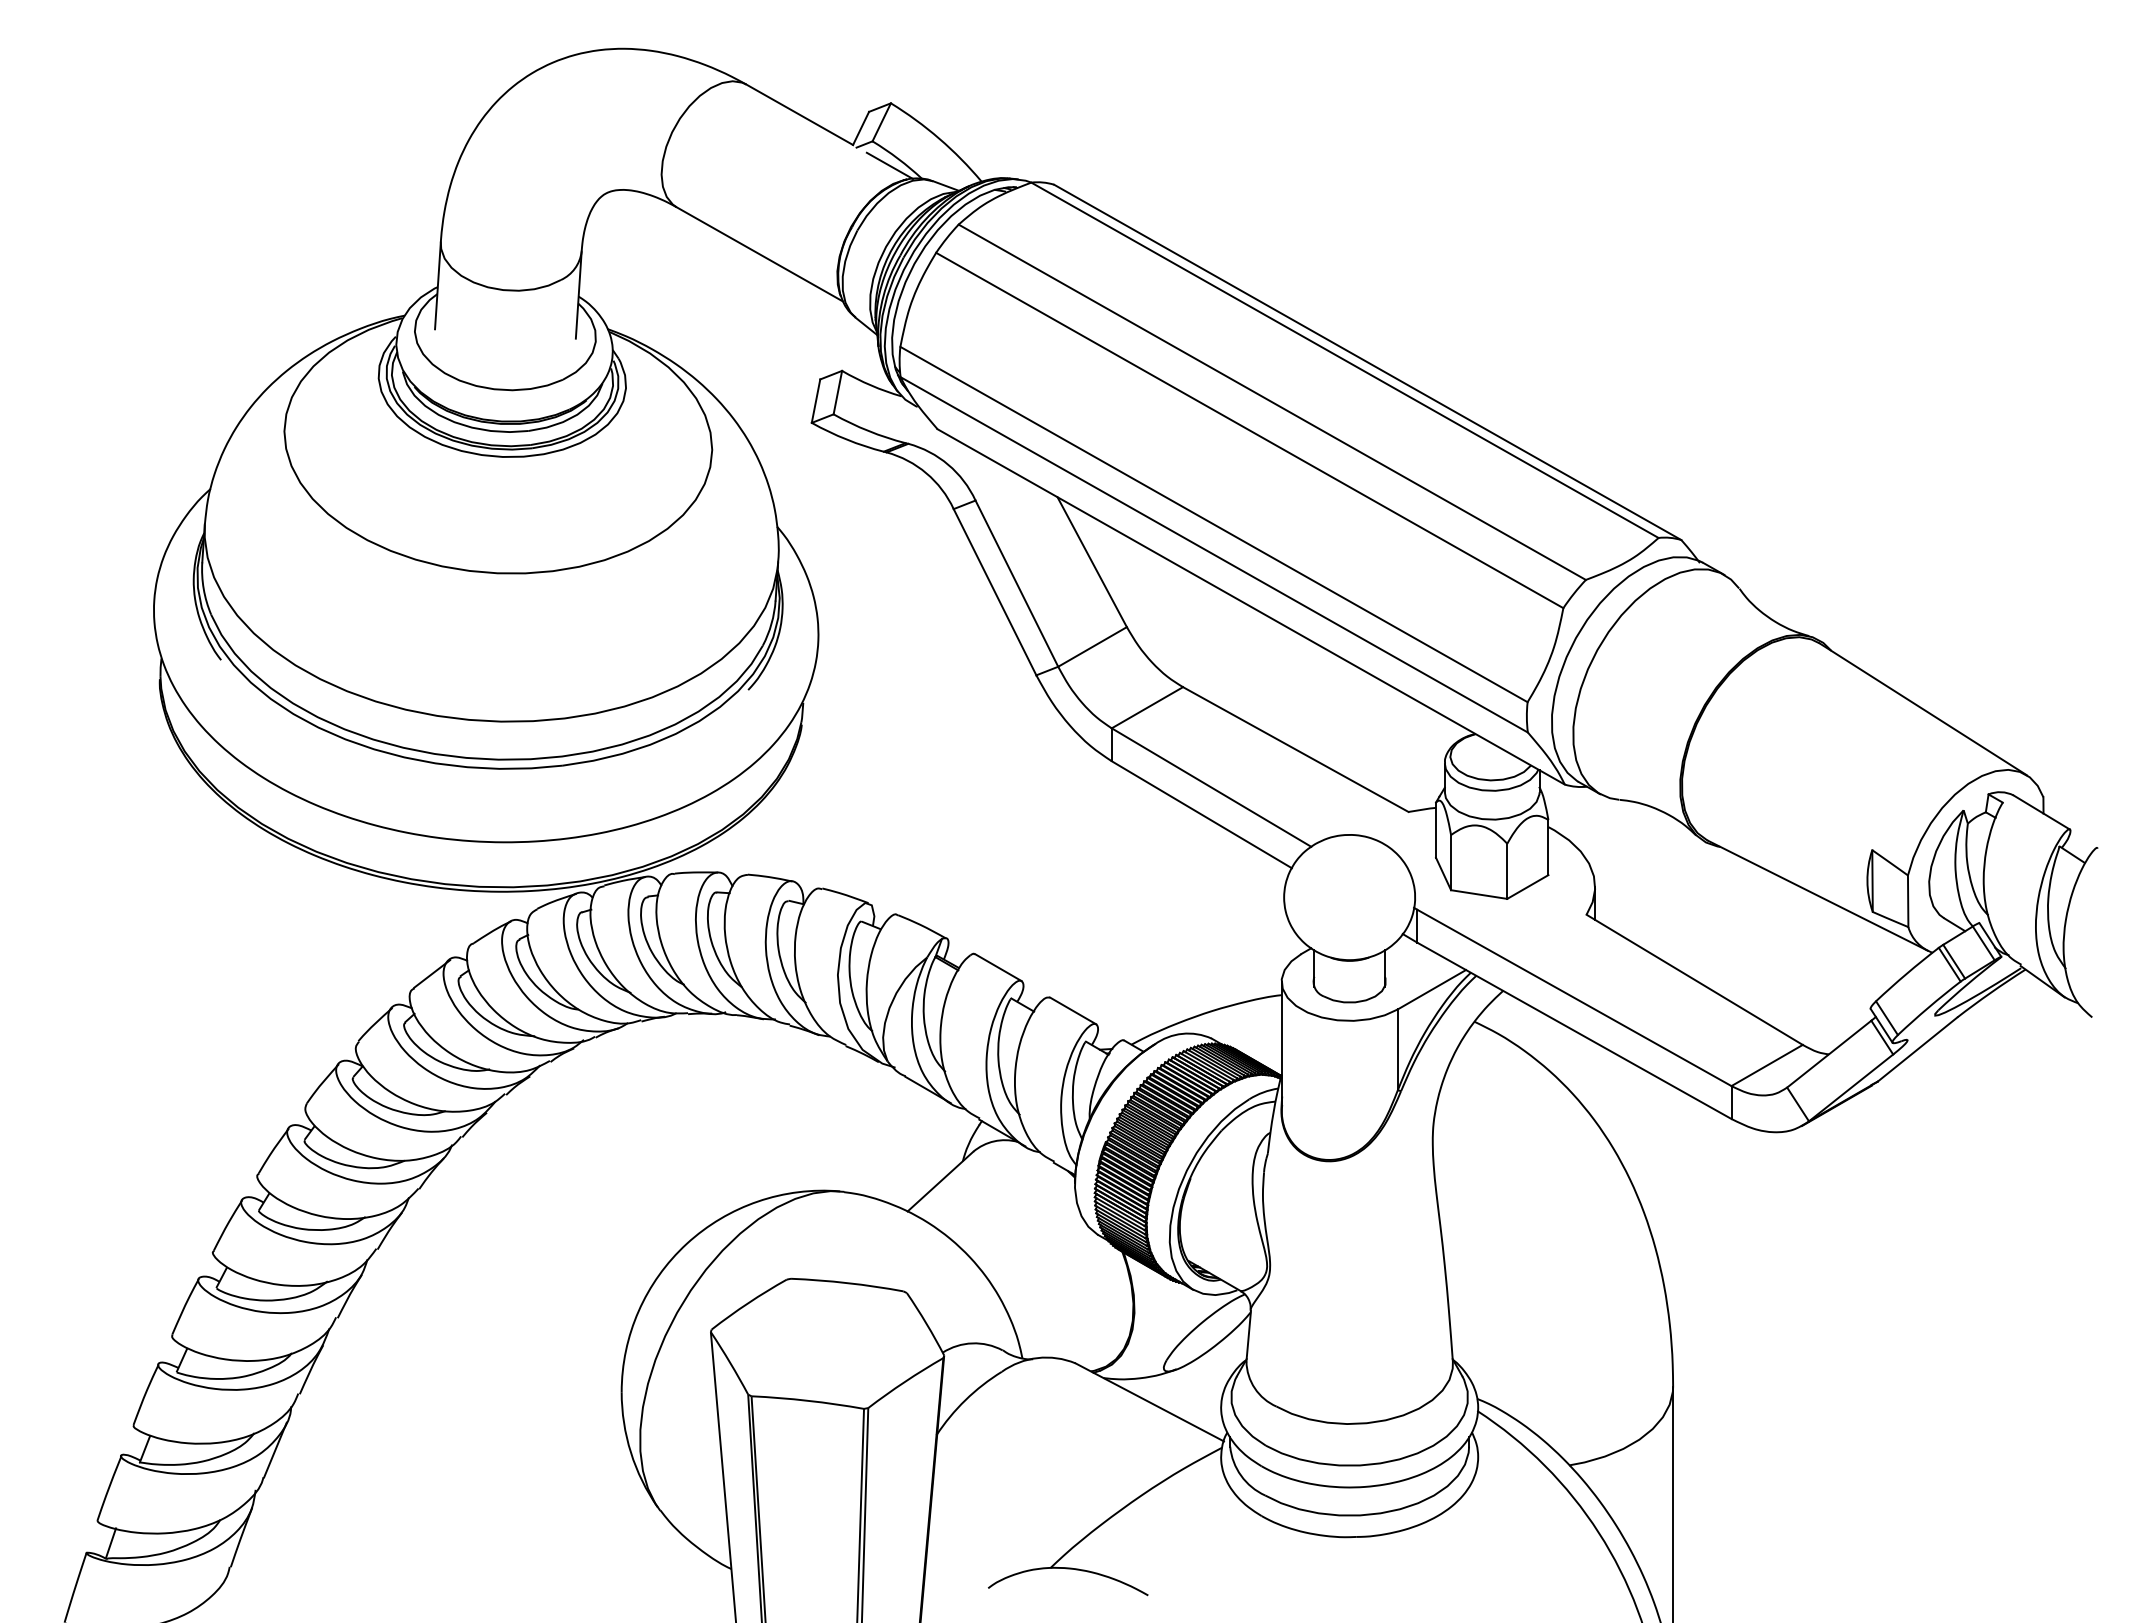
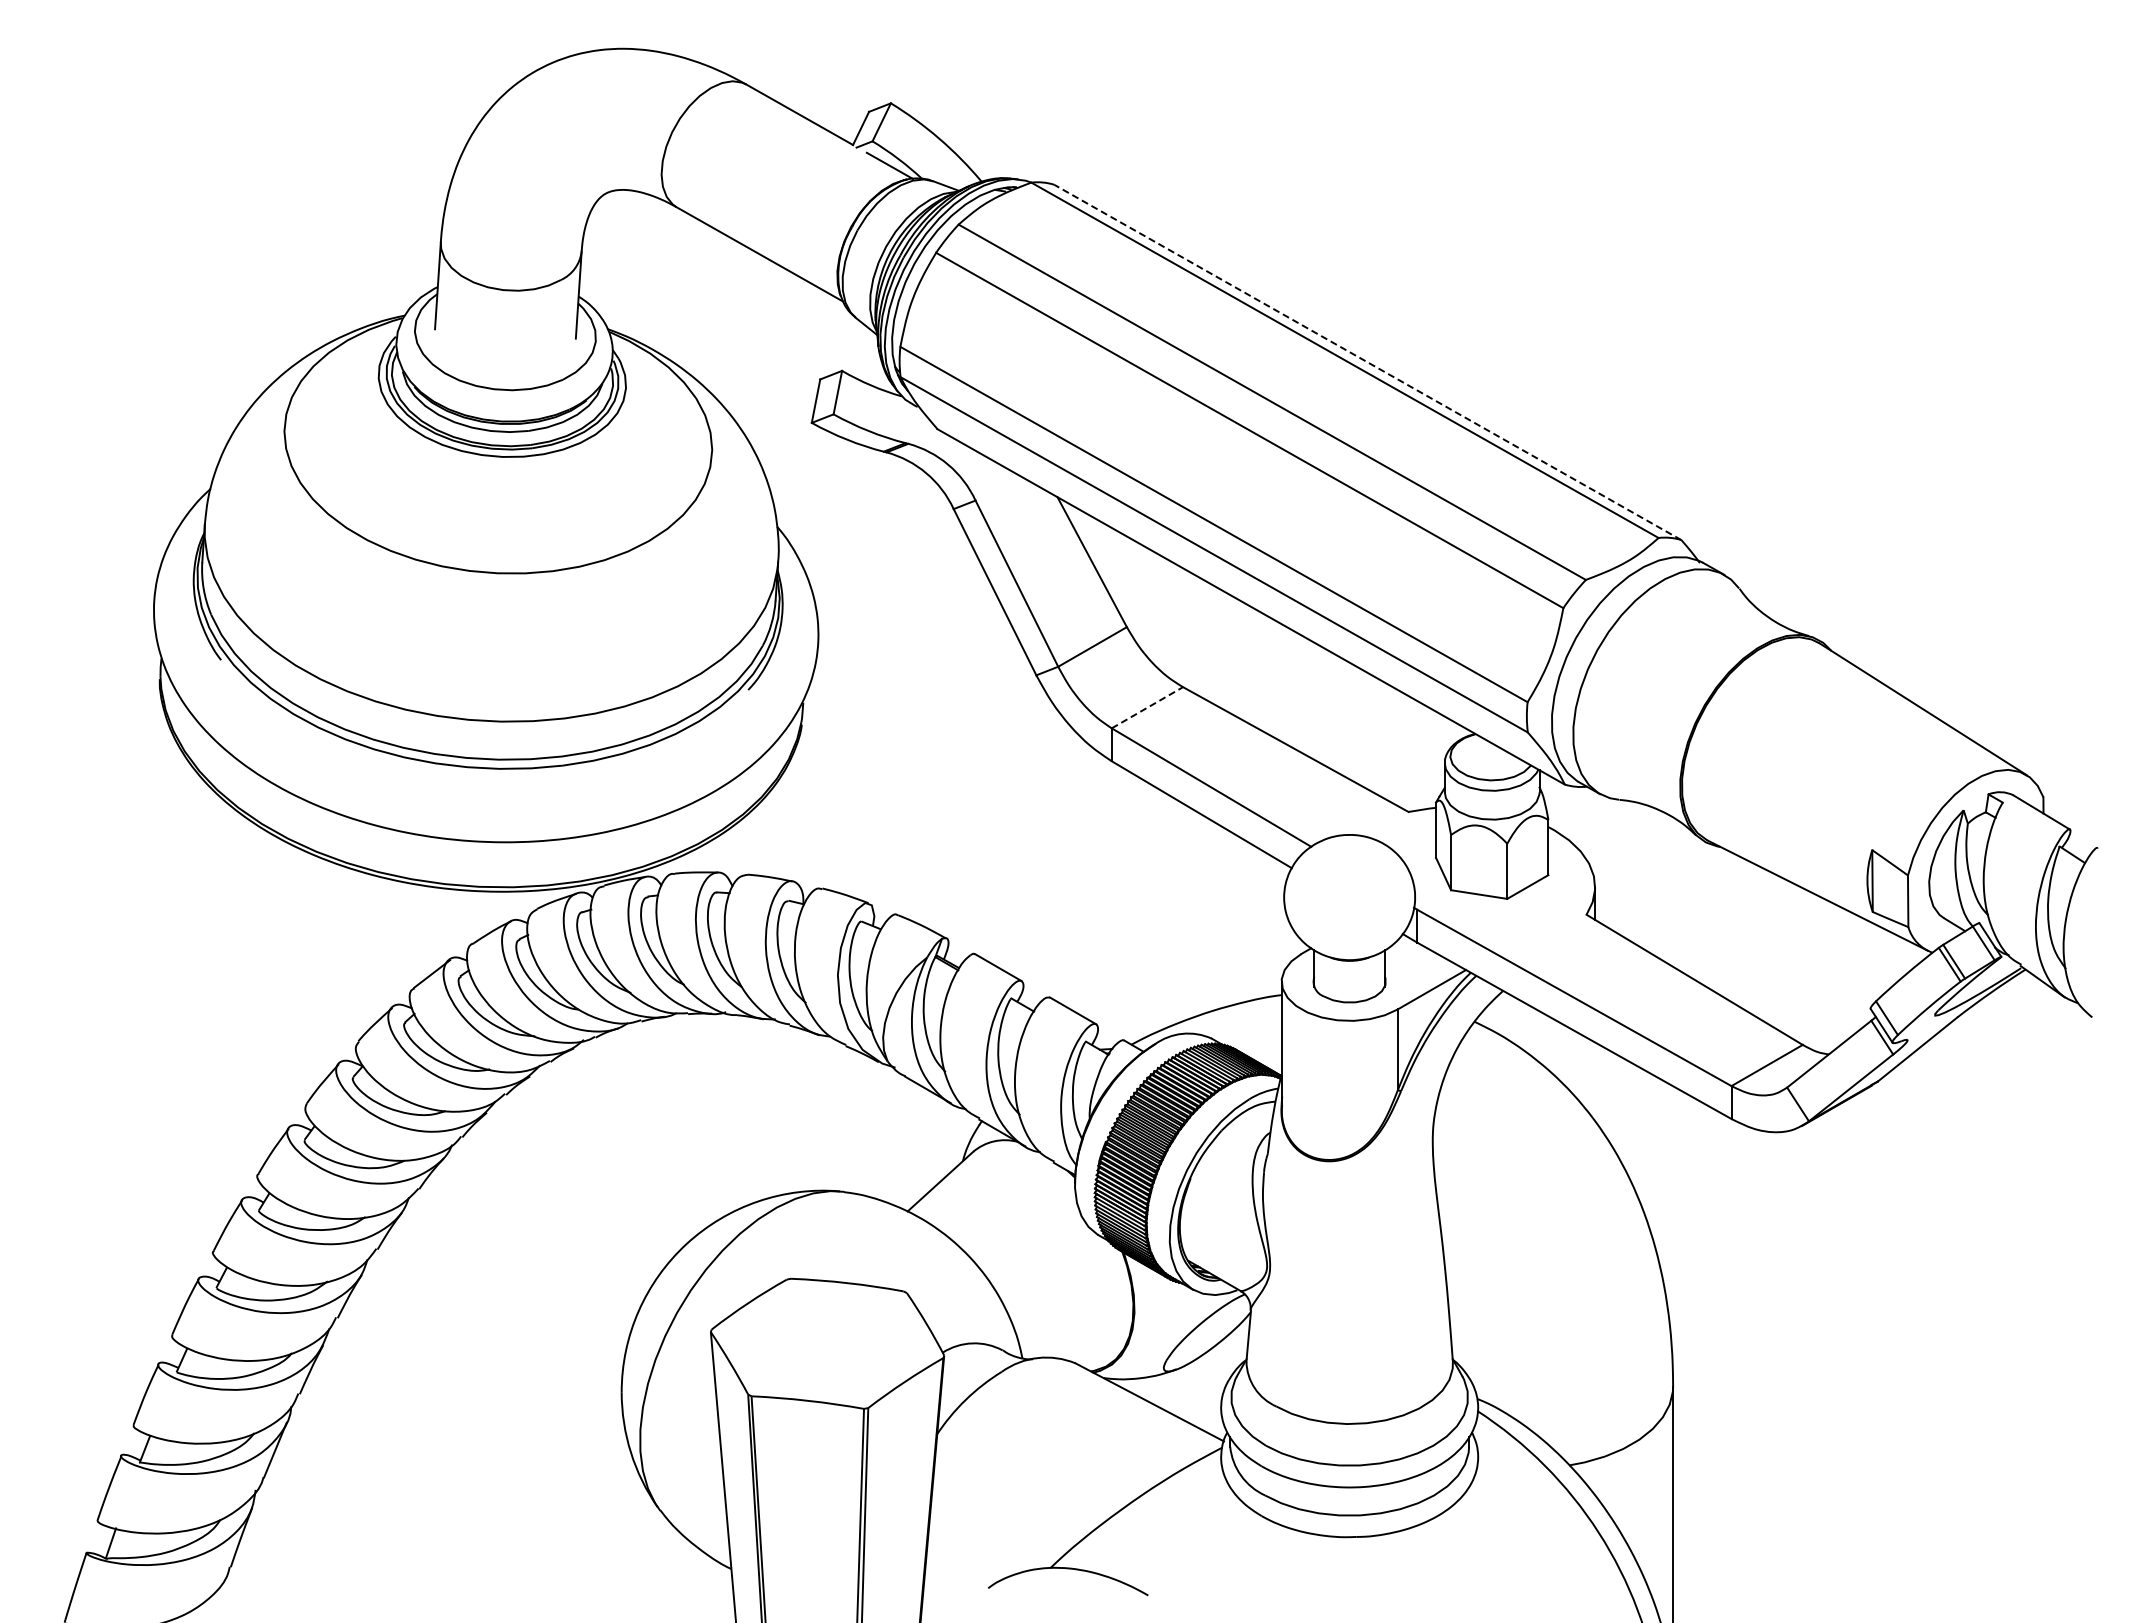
line: solid -> dashed (1367, 362)
line: solid -> dashed (1147, 707)
